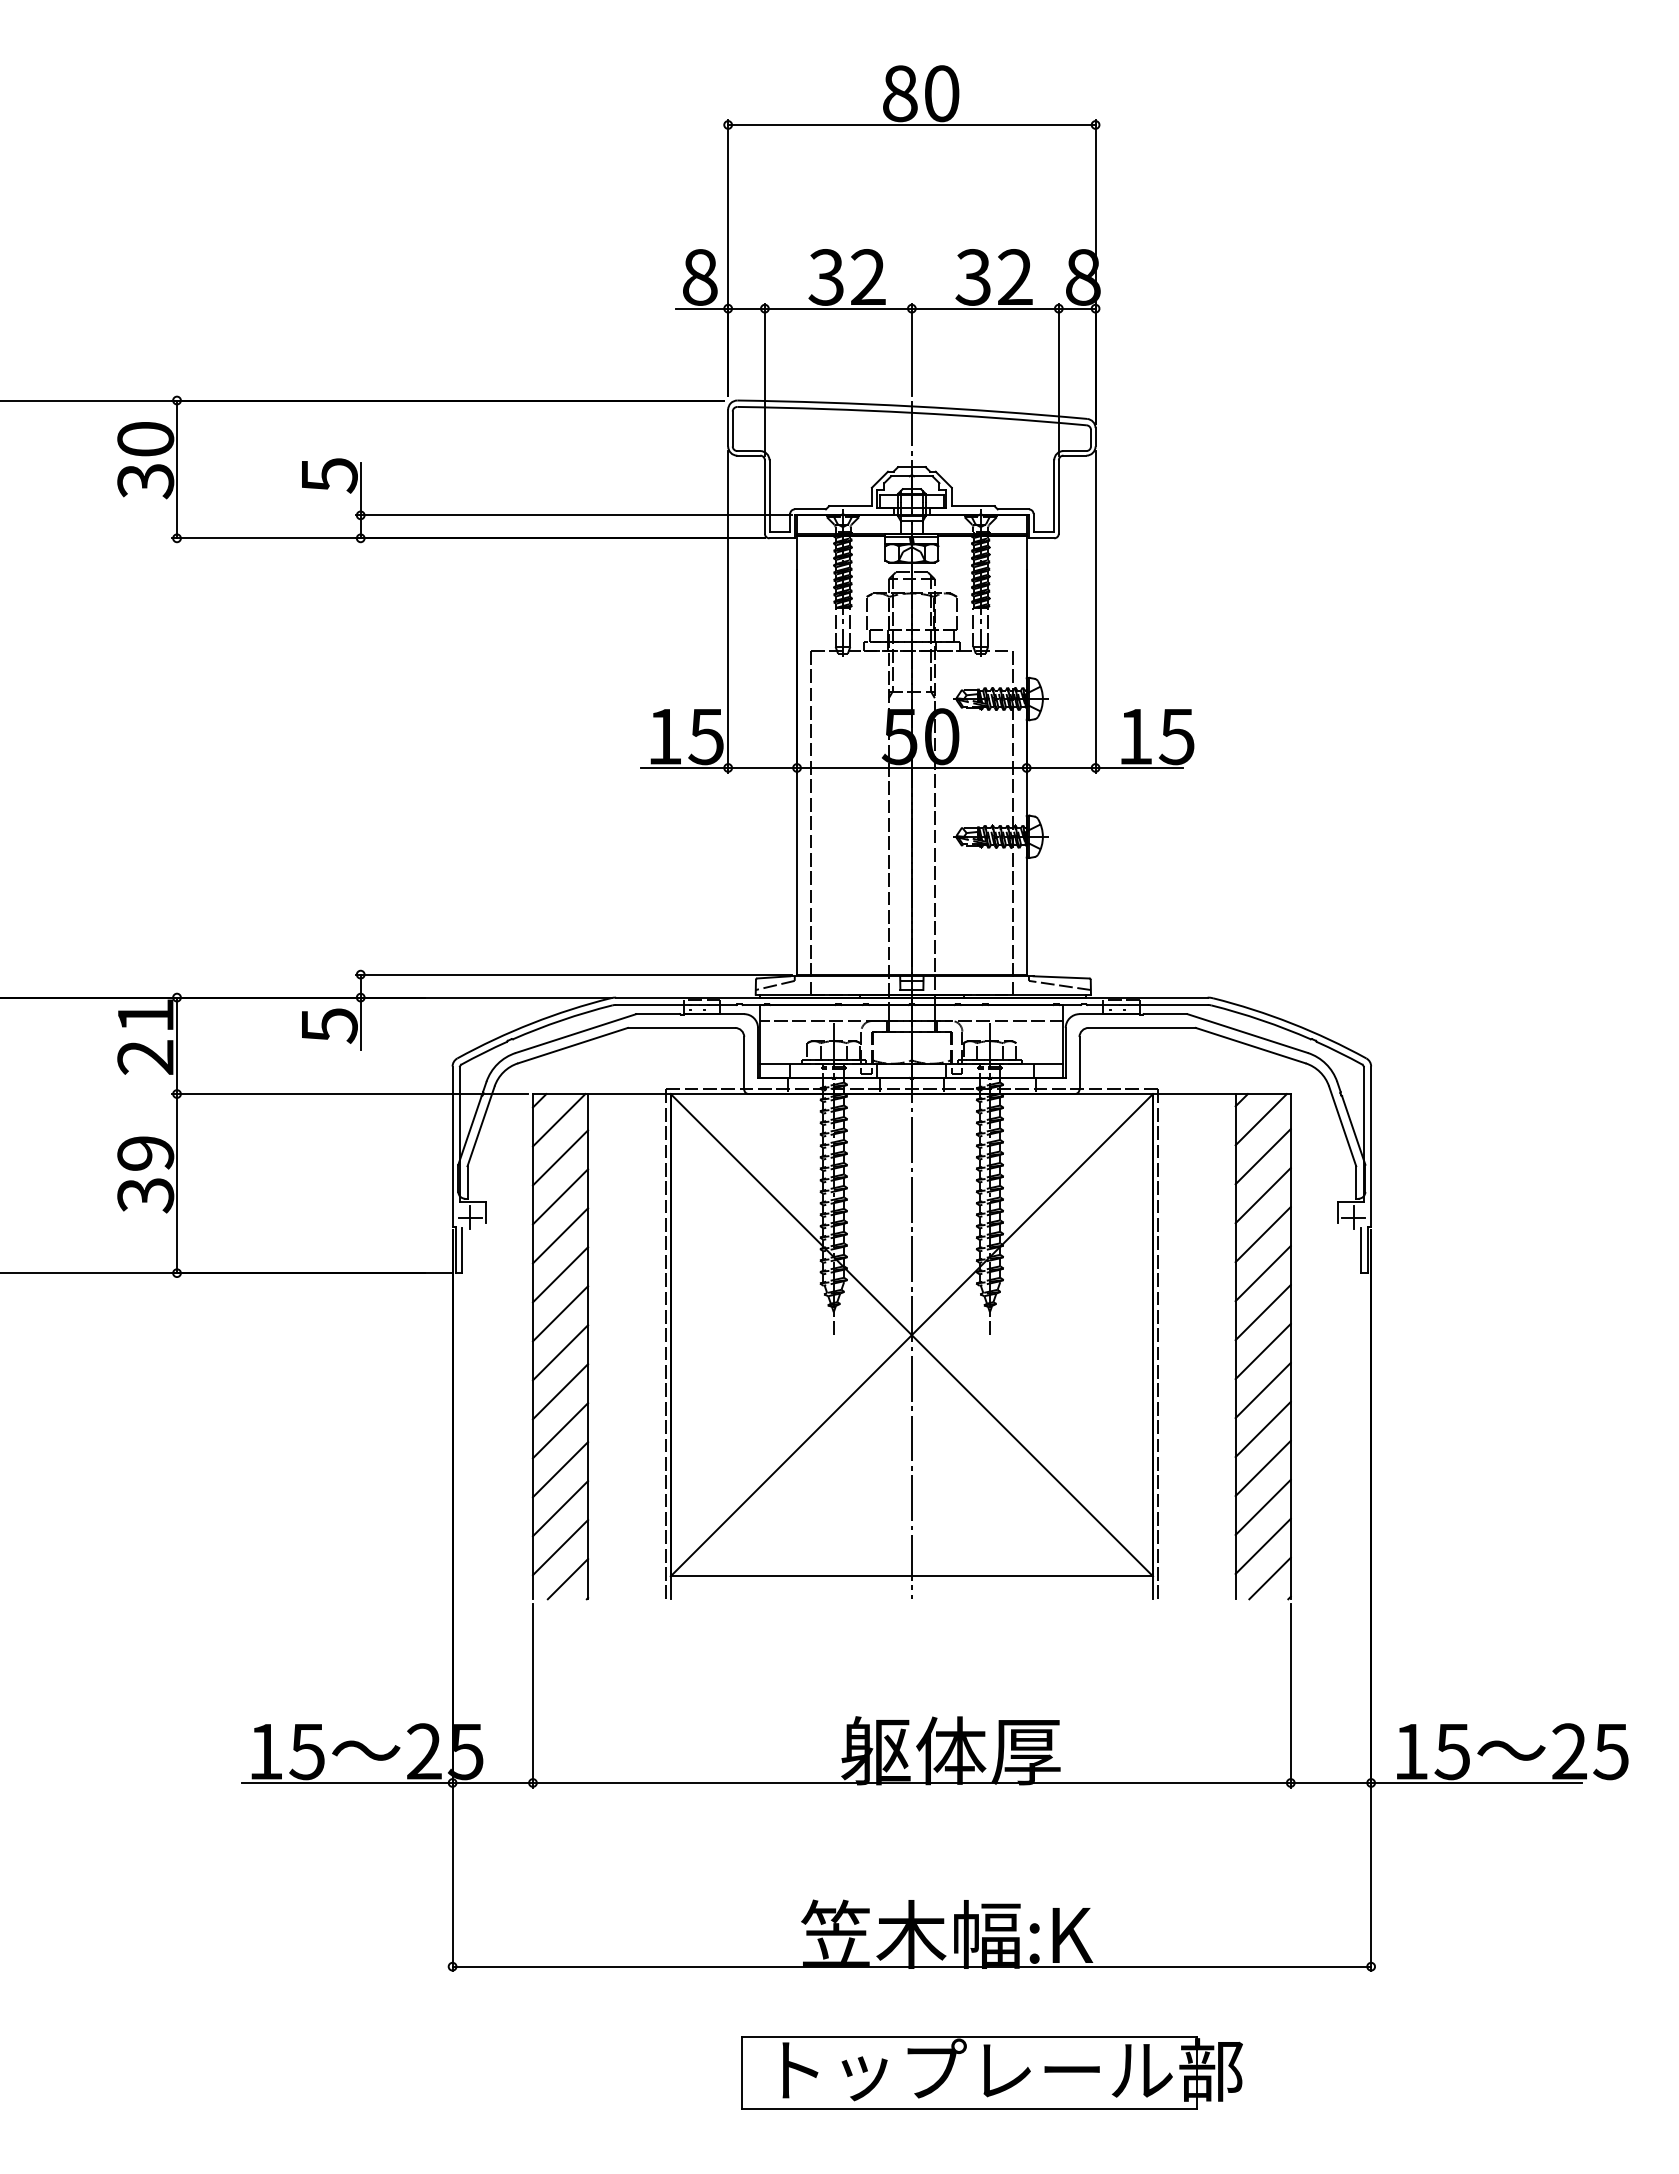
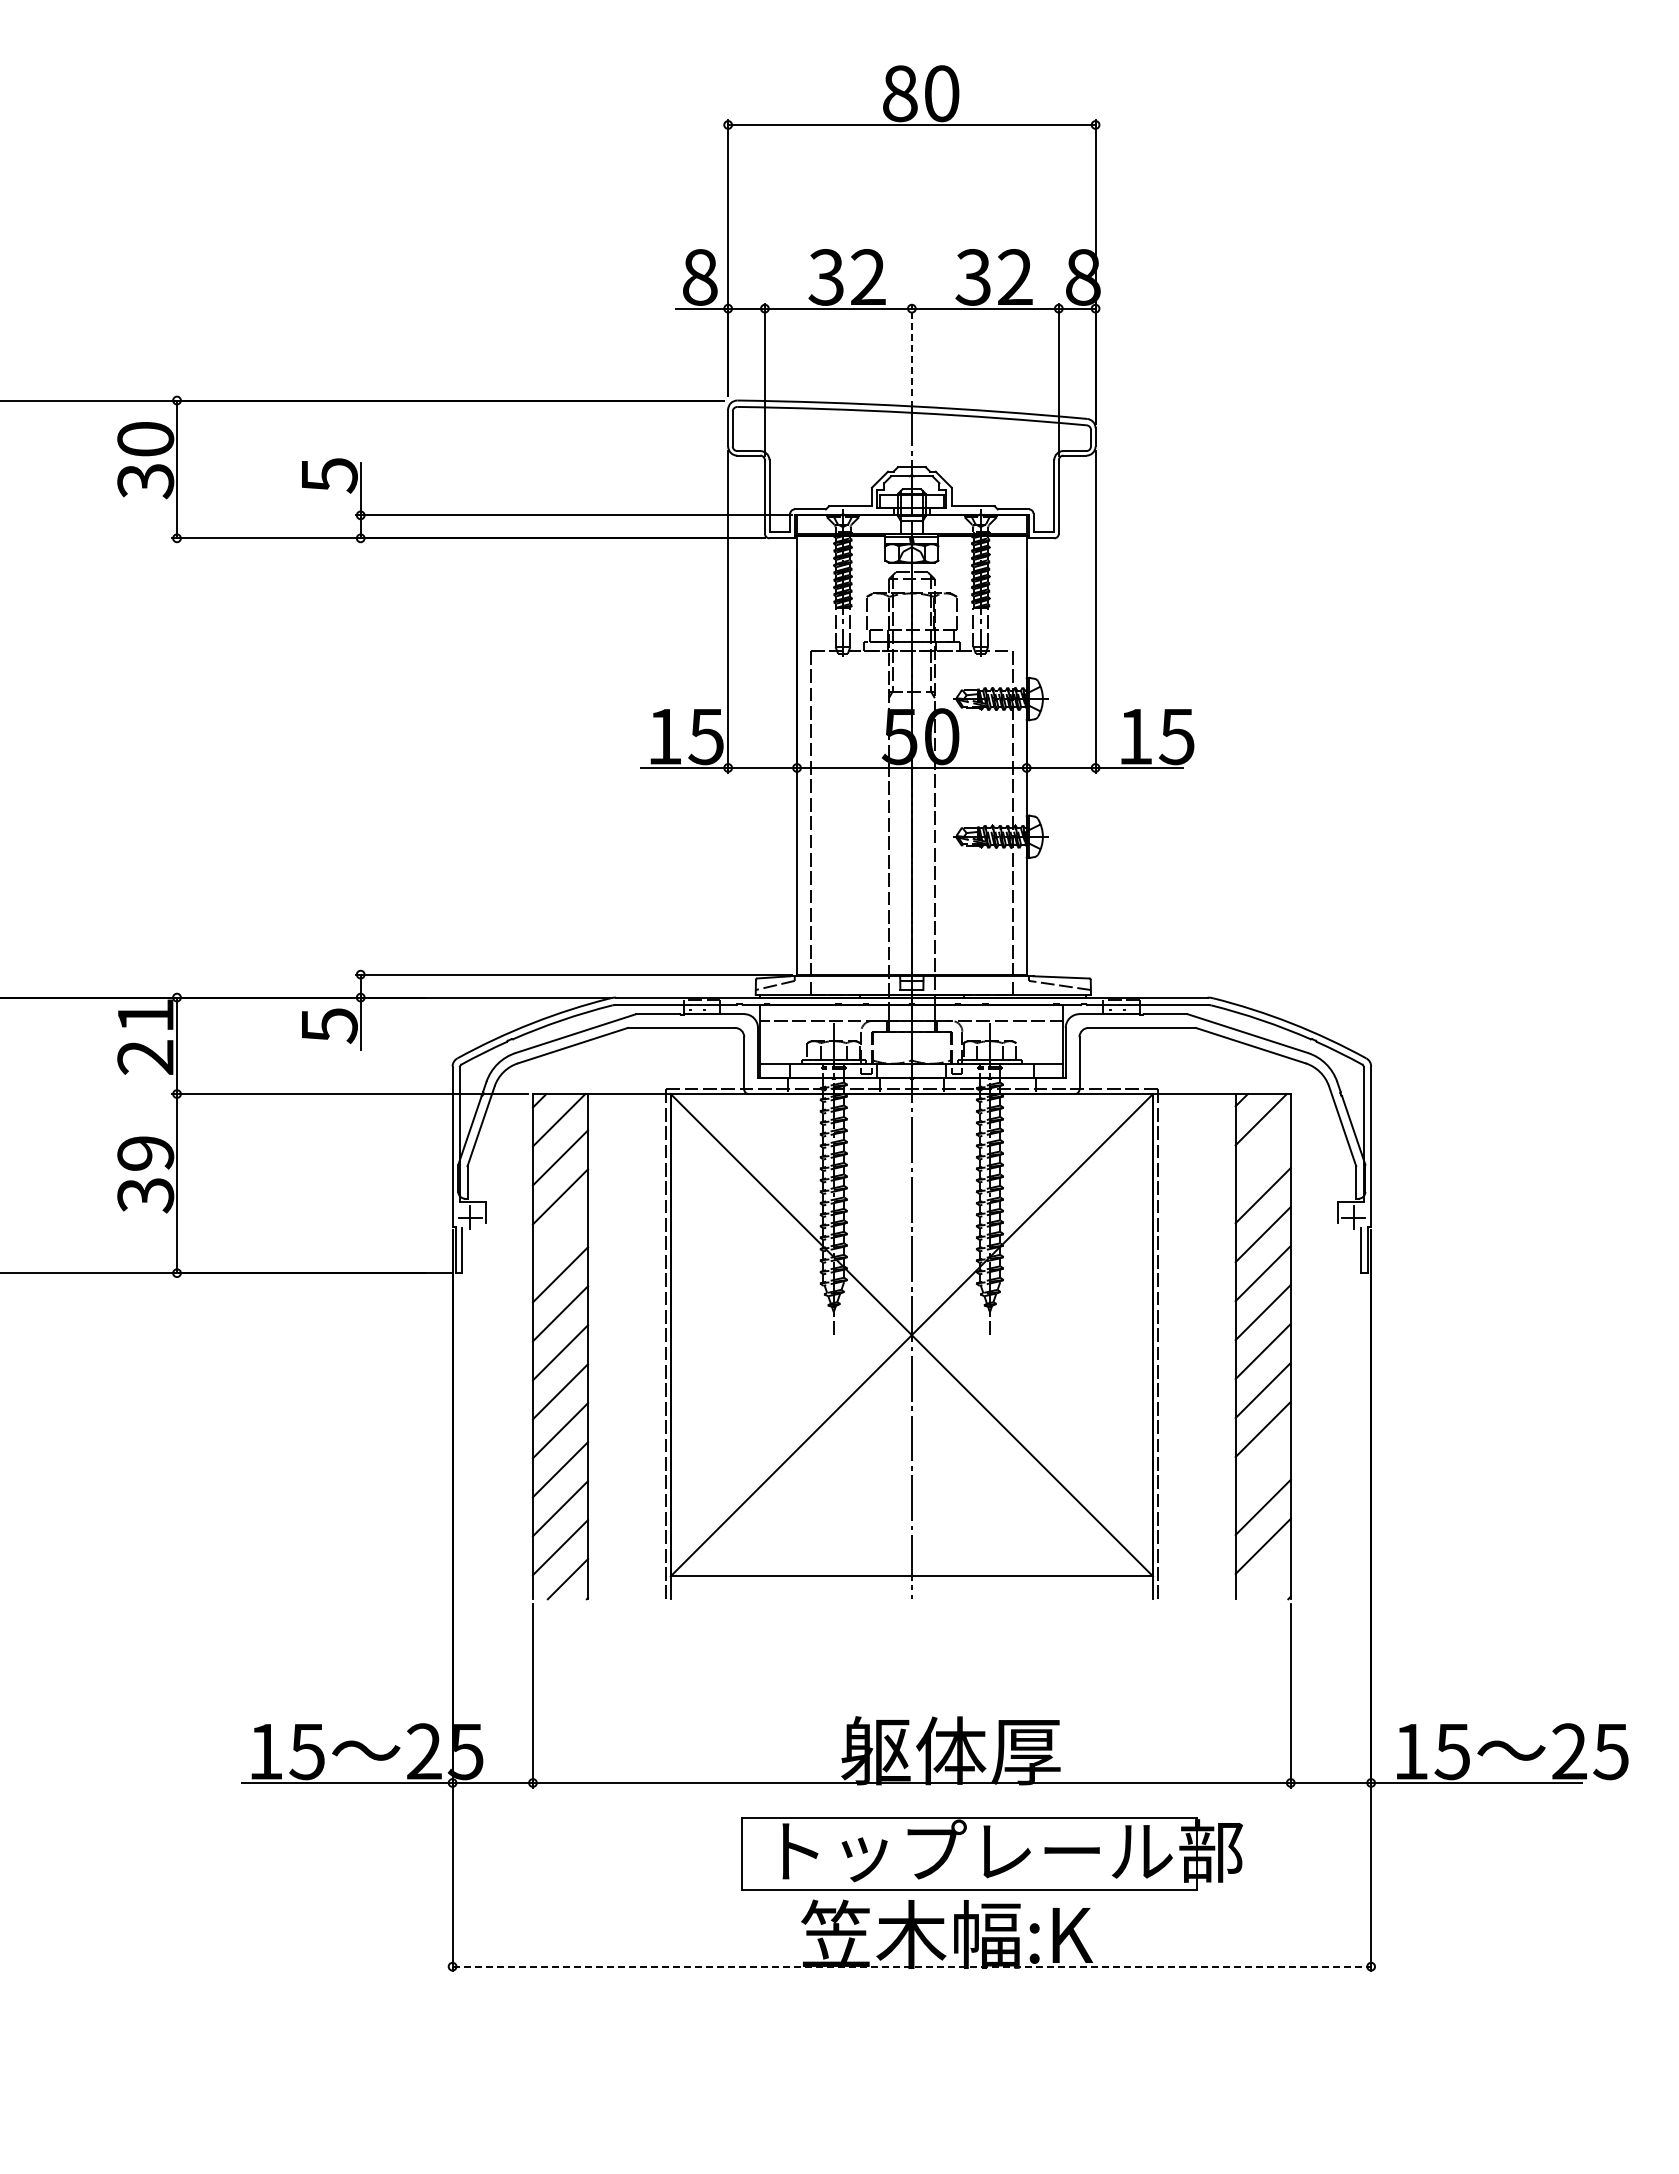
line: solid -> dashed (911, 350)
line: present -> none (1262, 1156)
line: present -> none (560, 1235)
line: present -> none (1262, 1468)
line: present -> none (1269, 1578)
line: solid -> dashed (912, 1966)
part position: (991, 2072) -> (991, 1853) (991, 1853)
